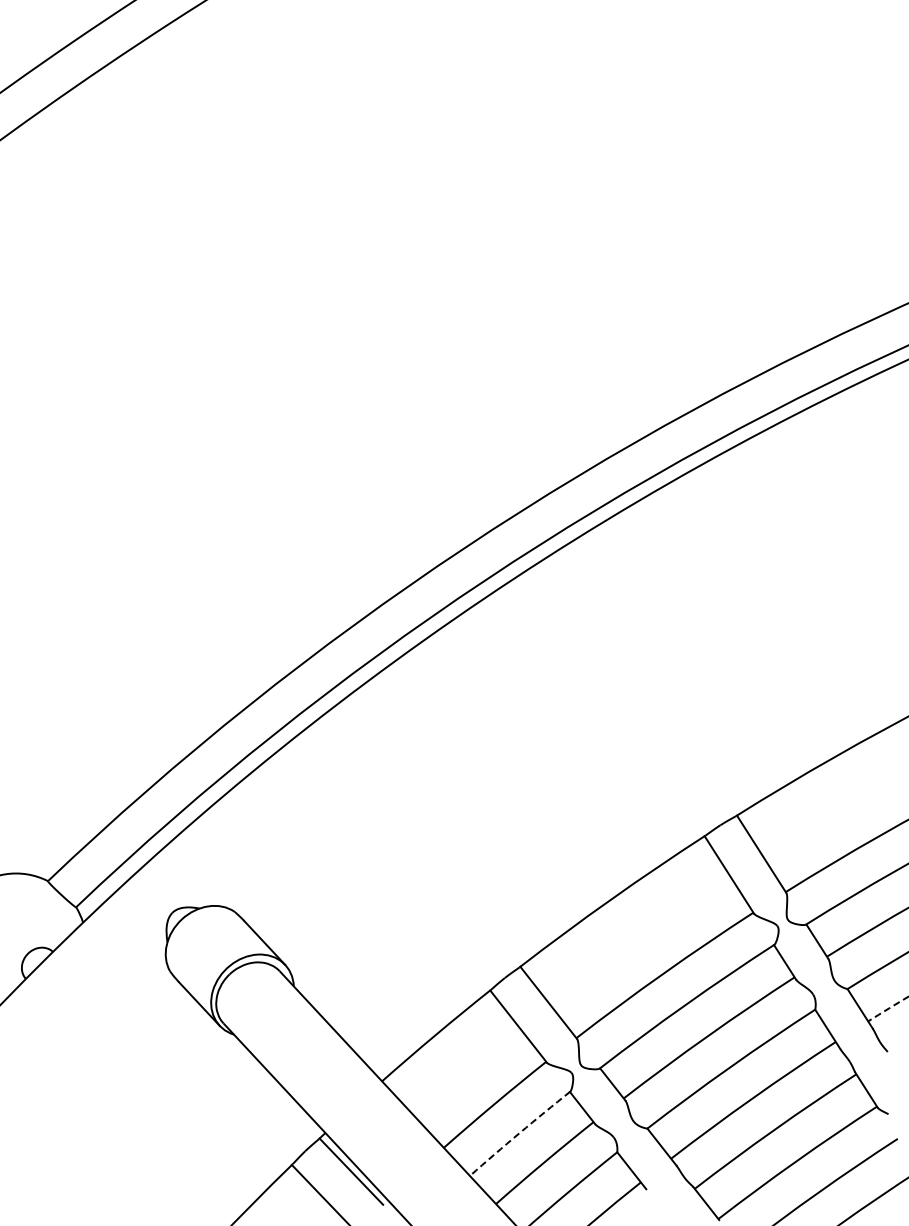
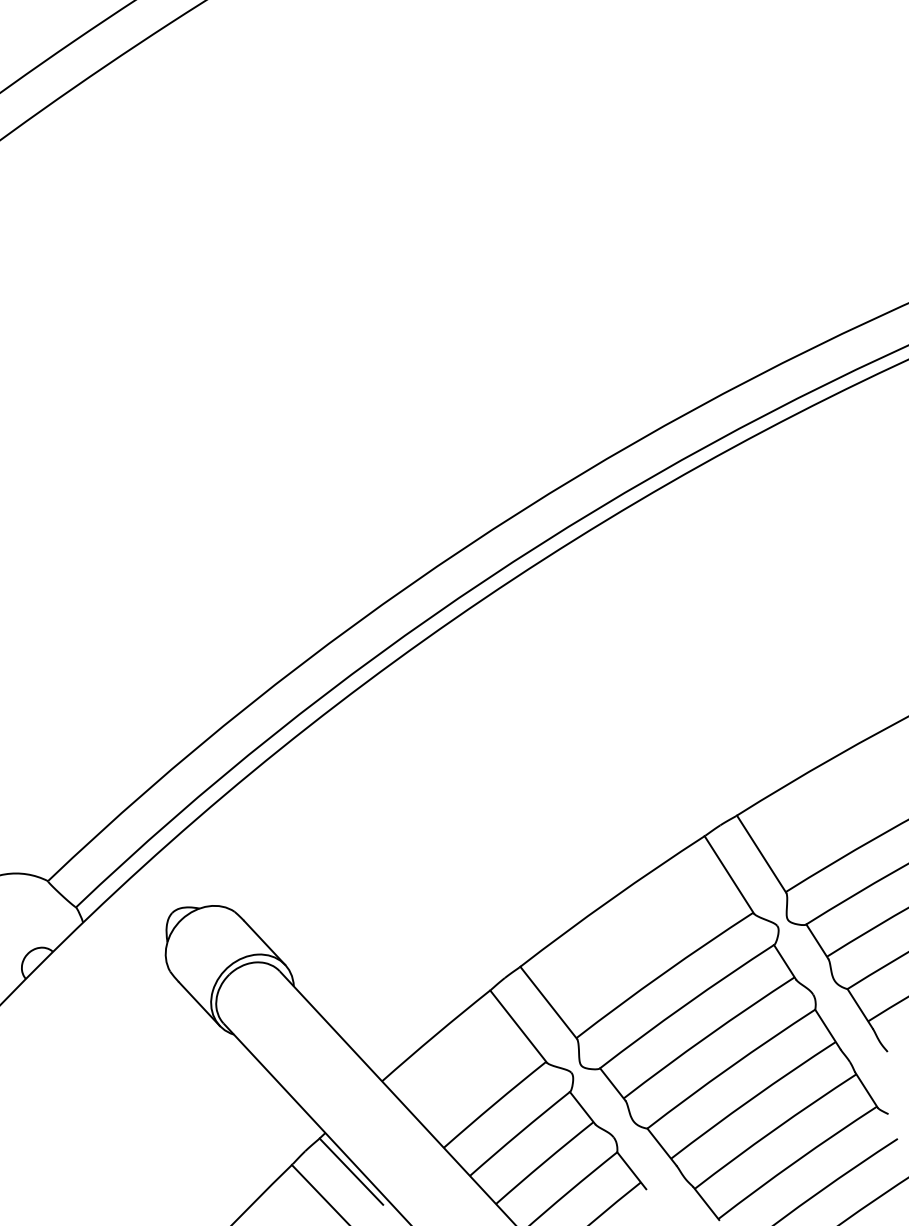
arc: dashed -> solid (888, 1008)
arc: dashed -> solid (519, 1133)
